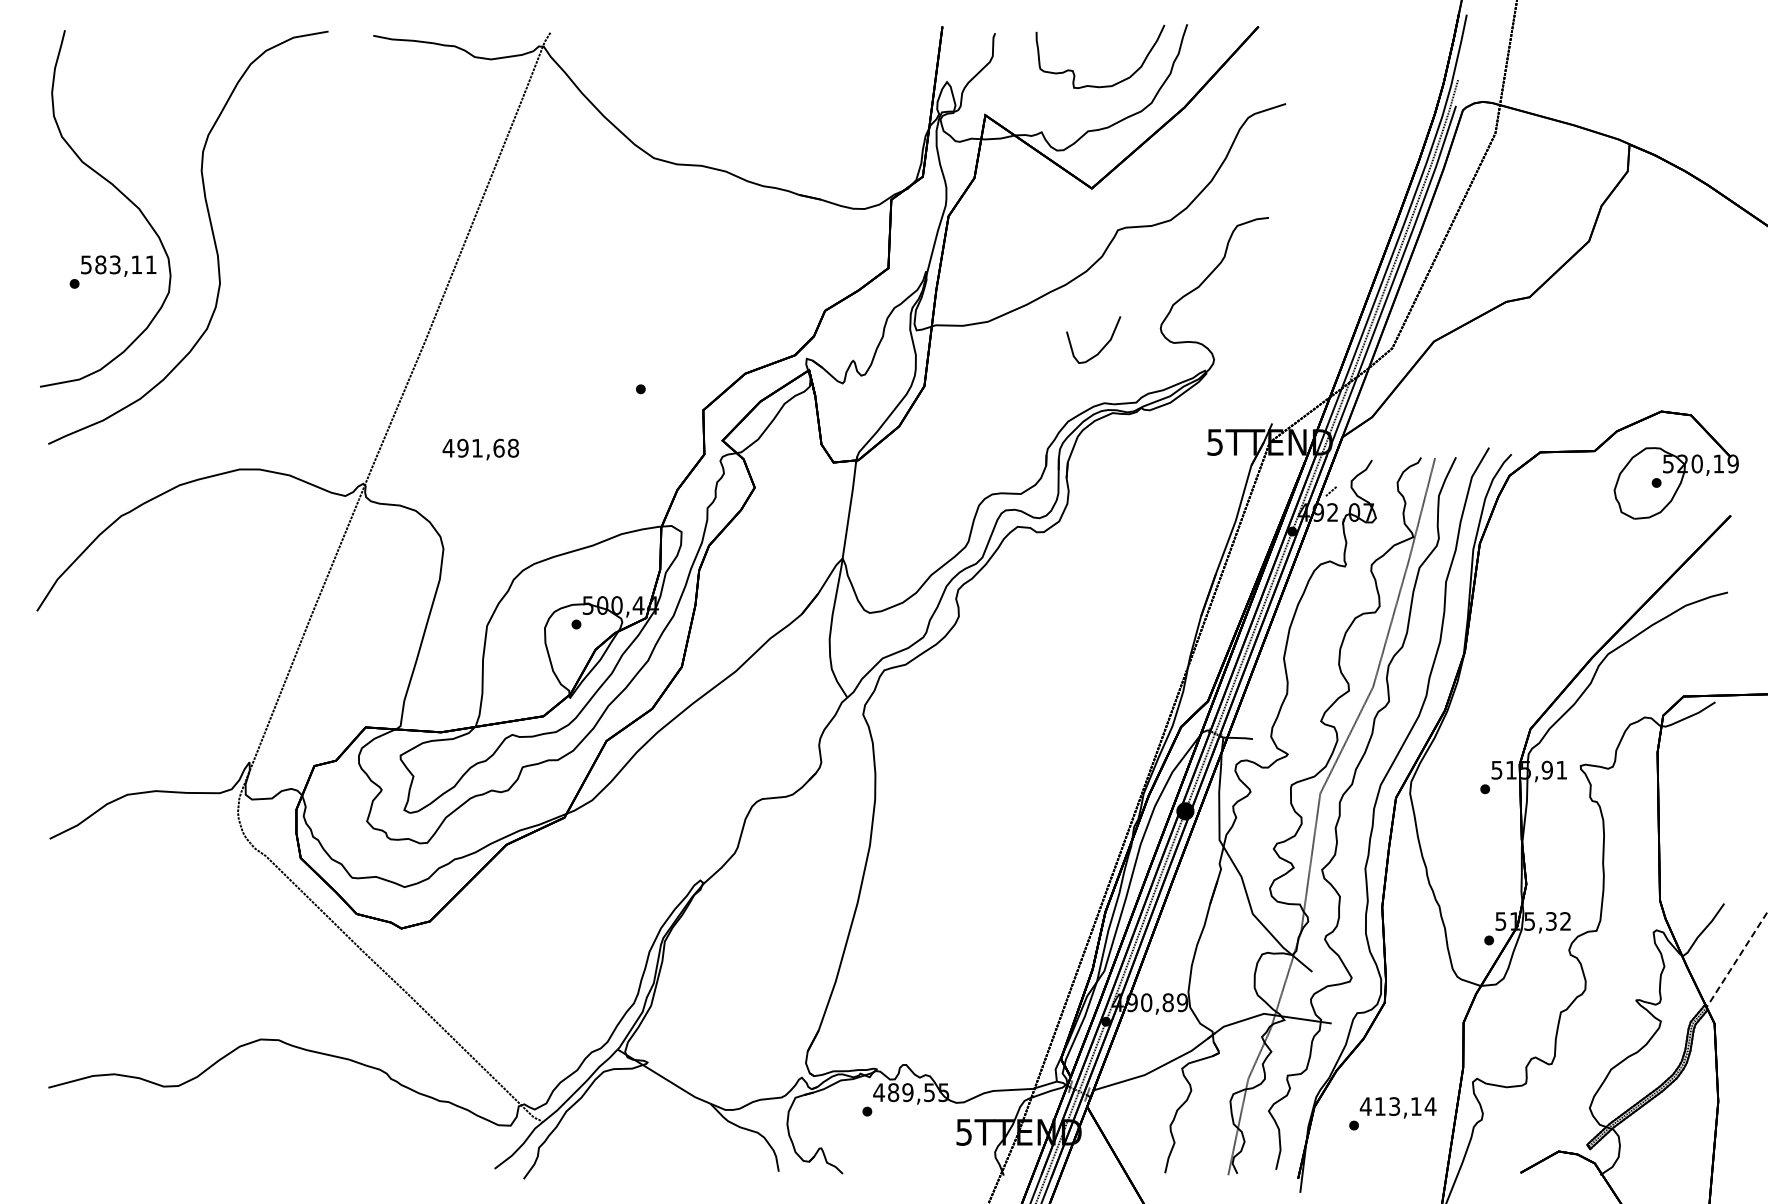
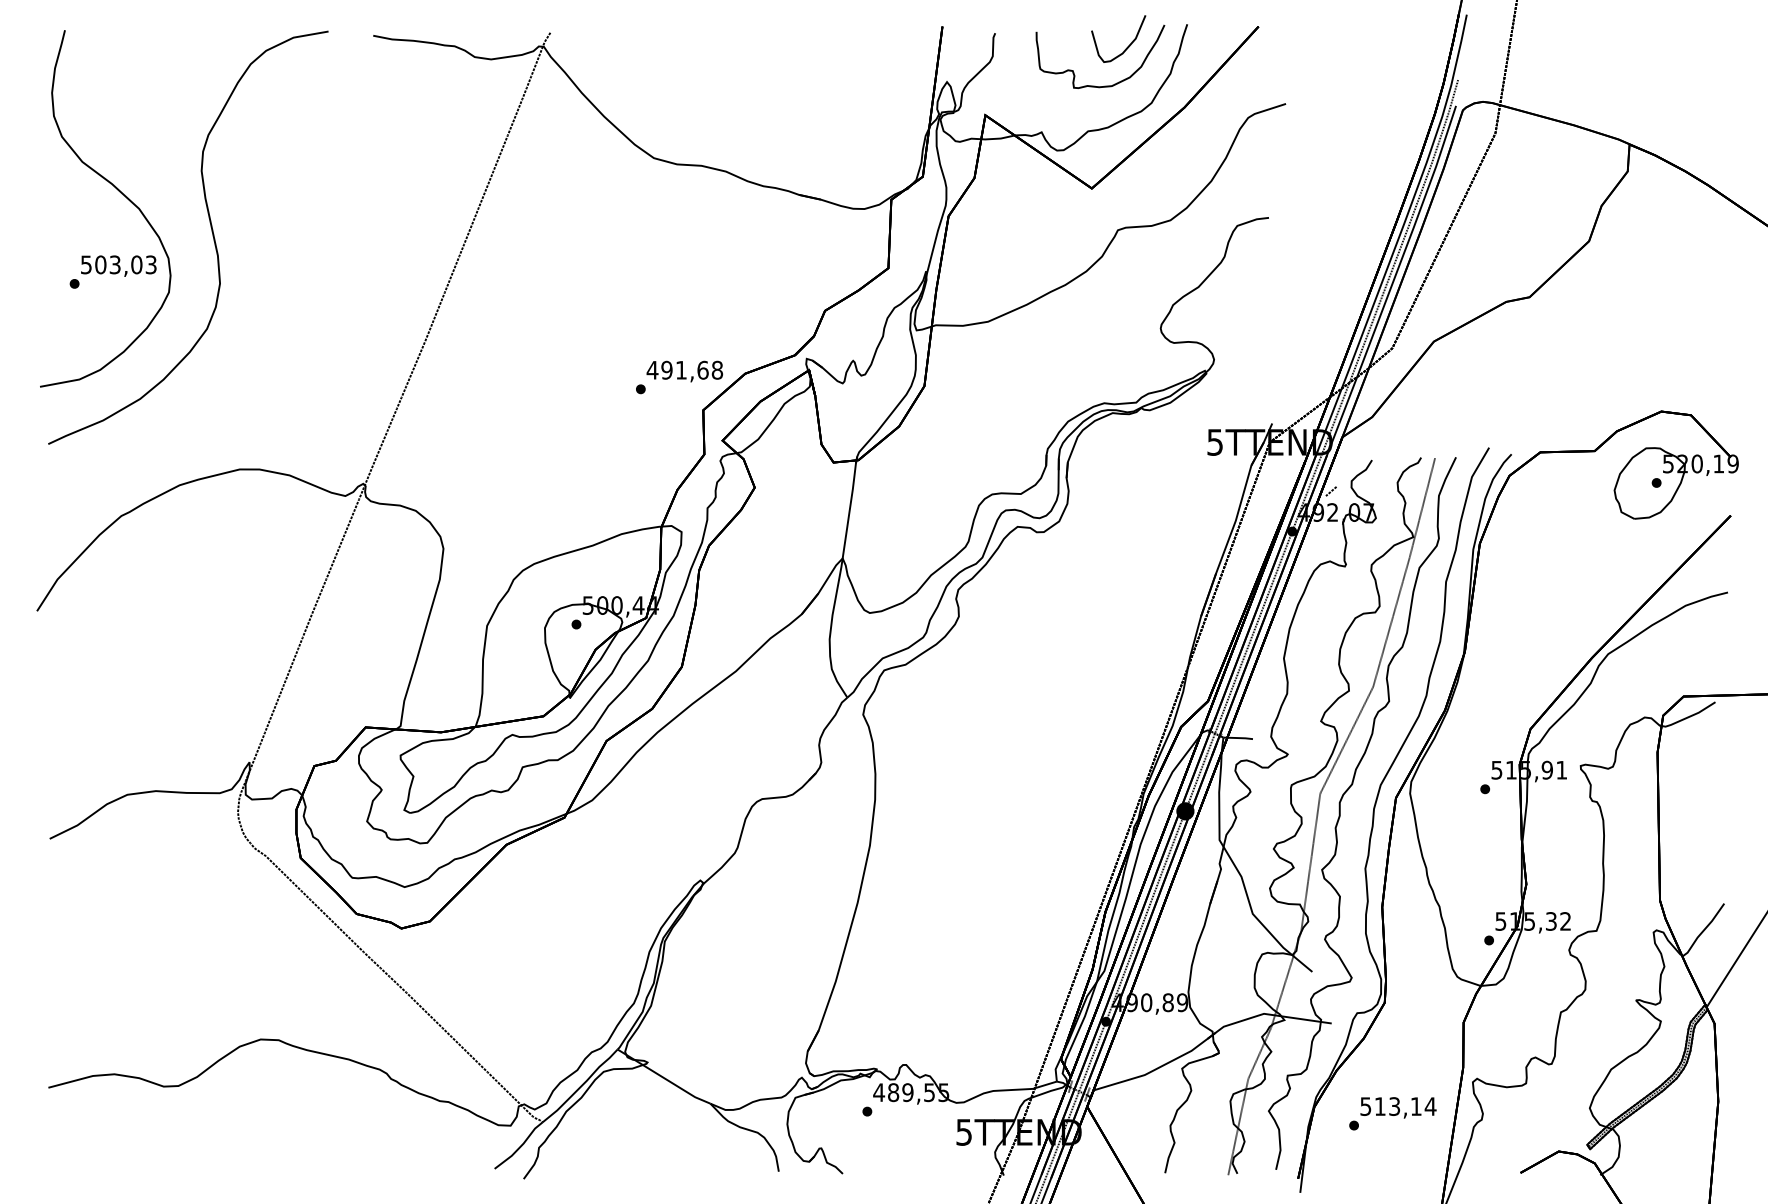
text: 583,11 -> 503,03 (125, 264)
part position: (1102, 347) -> (1127, 46) (1127, 46)
text position: (480, 449) -> (684, 371) (684, 371)
line: dashed -> solid (1737, 959)
text: 413,14 -> 513,14 (1365, 1106)
